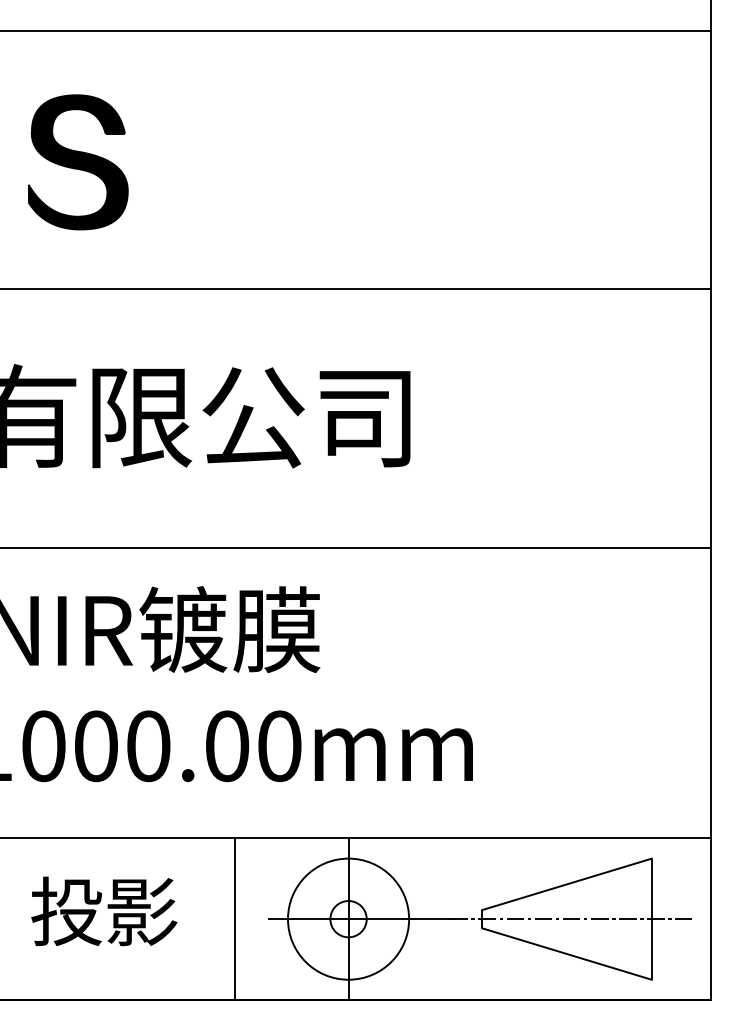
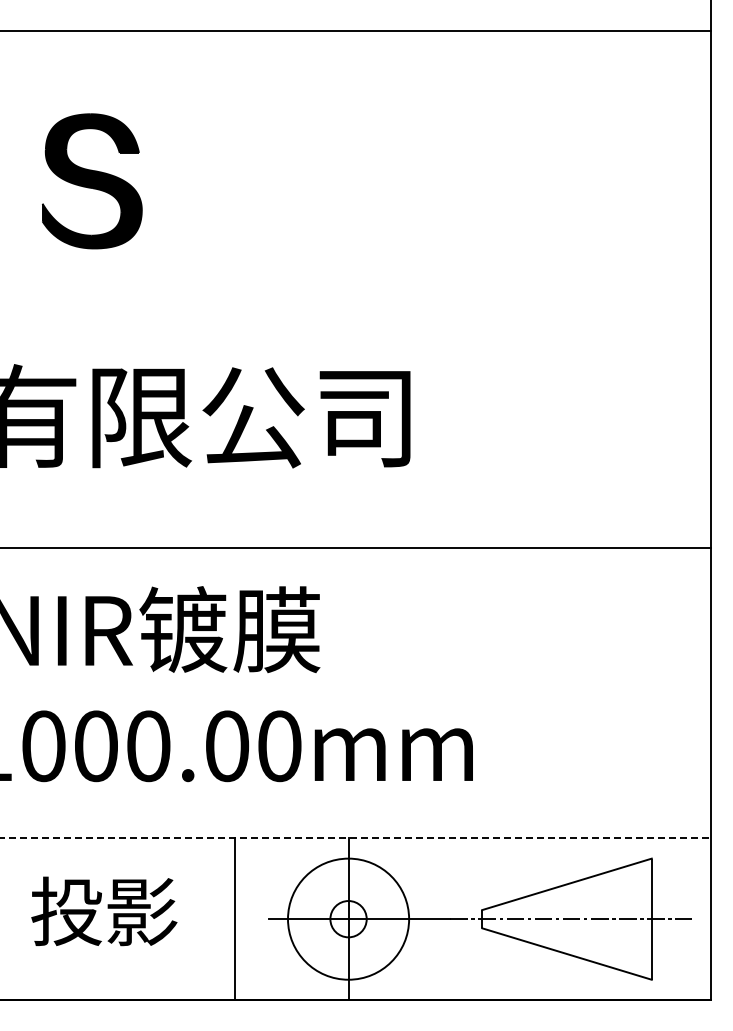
part position: (78, 162) -> (92, 181) (92, 181)
line: present -> none (356, 289)
line: solid -> dashed (355, 838)
